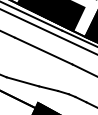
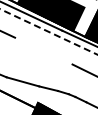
line: solid -> dashed (49, 32)
line: present -> none (43, 50)
